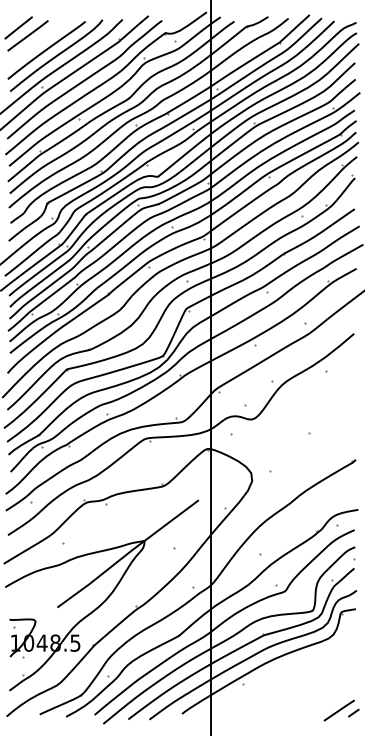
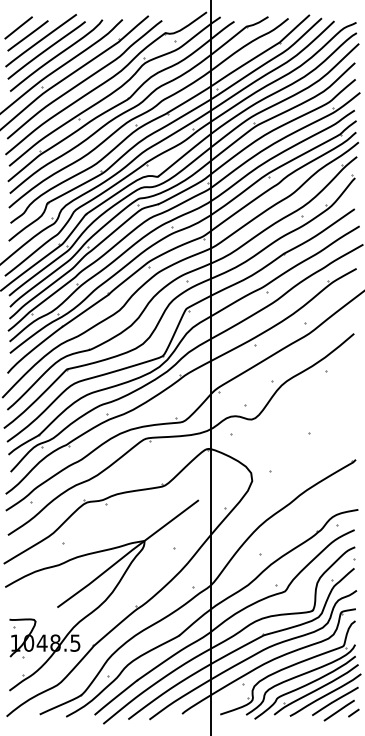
line: none -> present (40, 40)
part: none -> present (290, 669)
